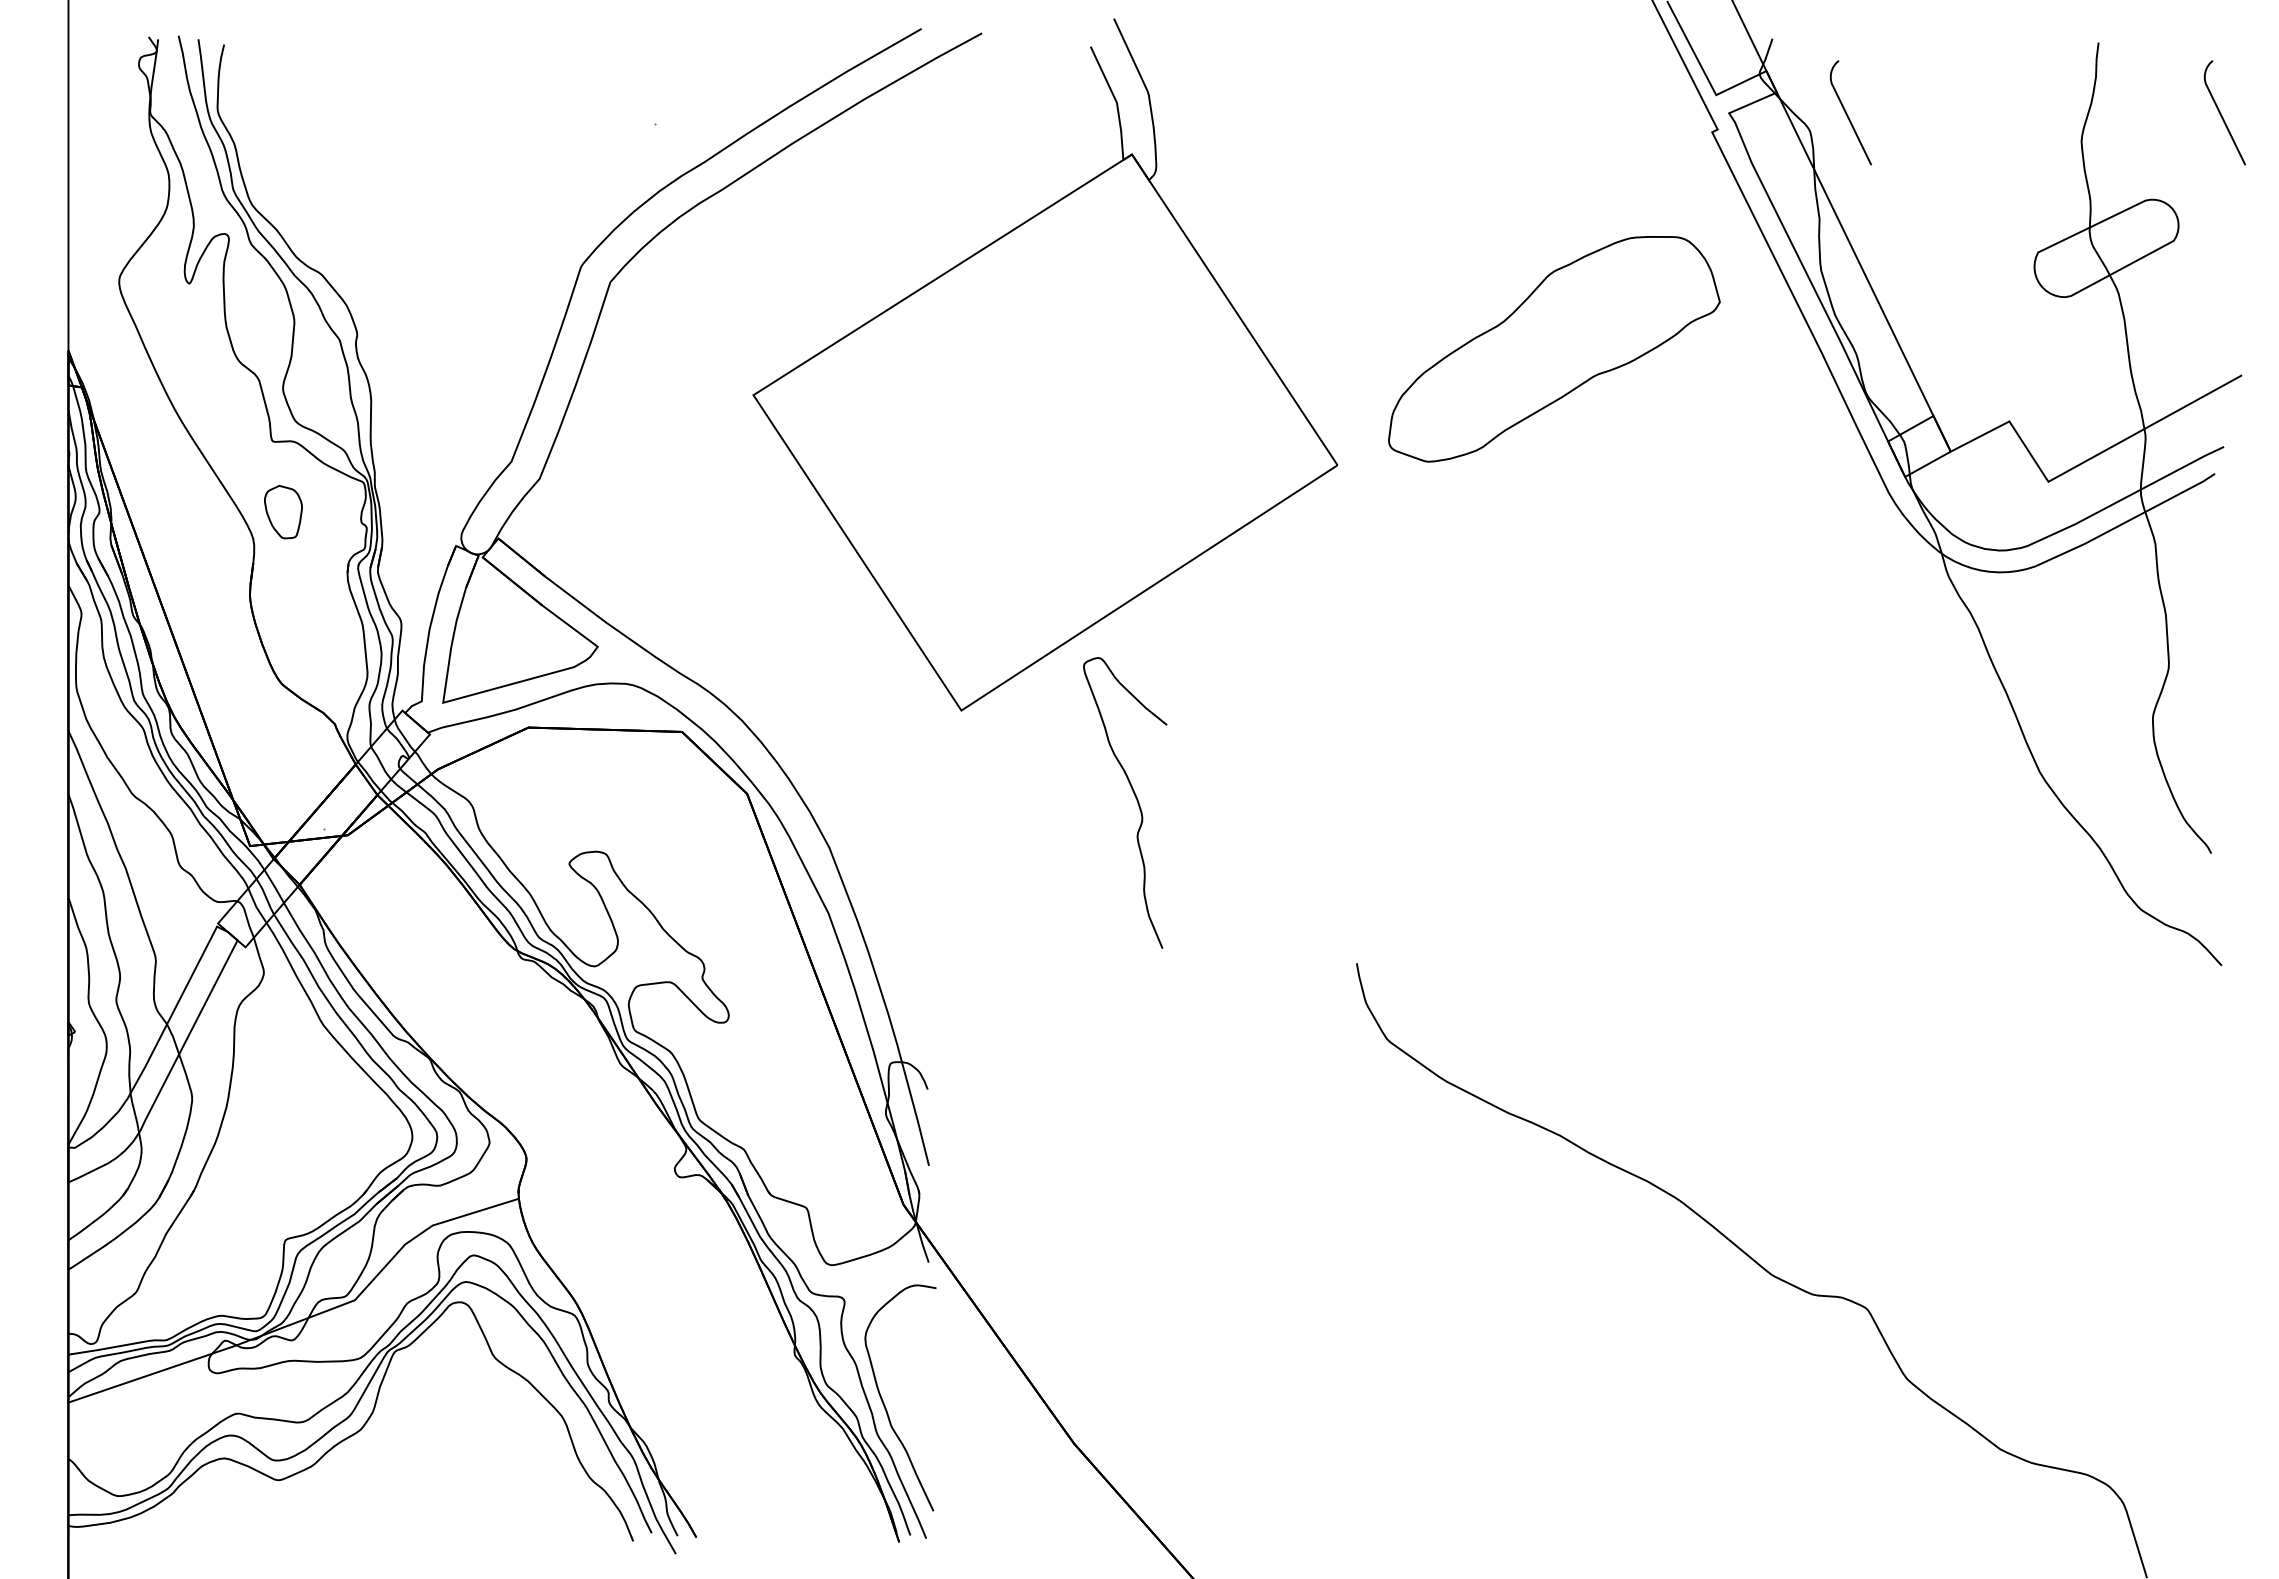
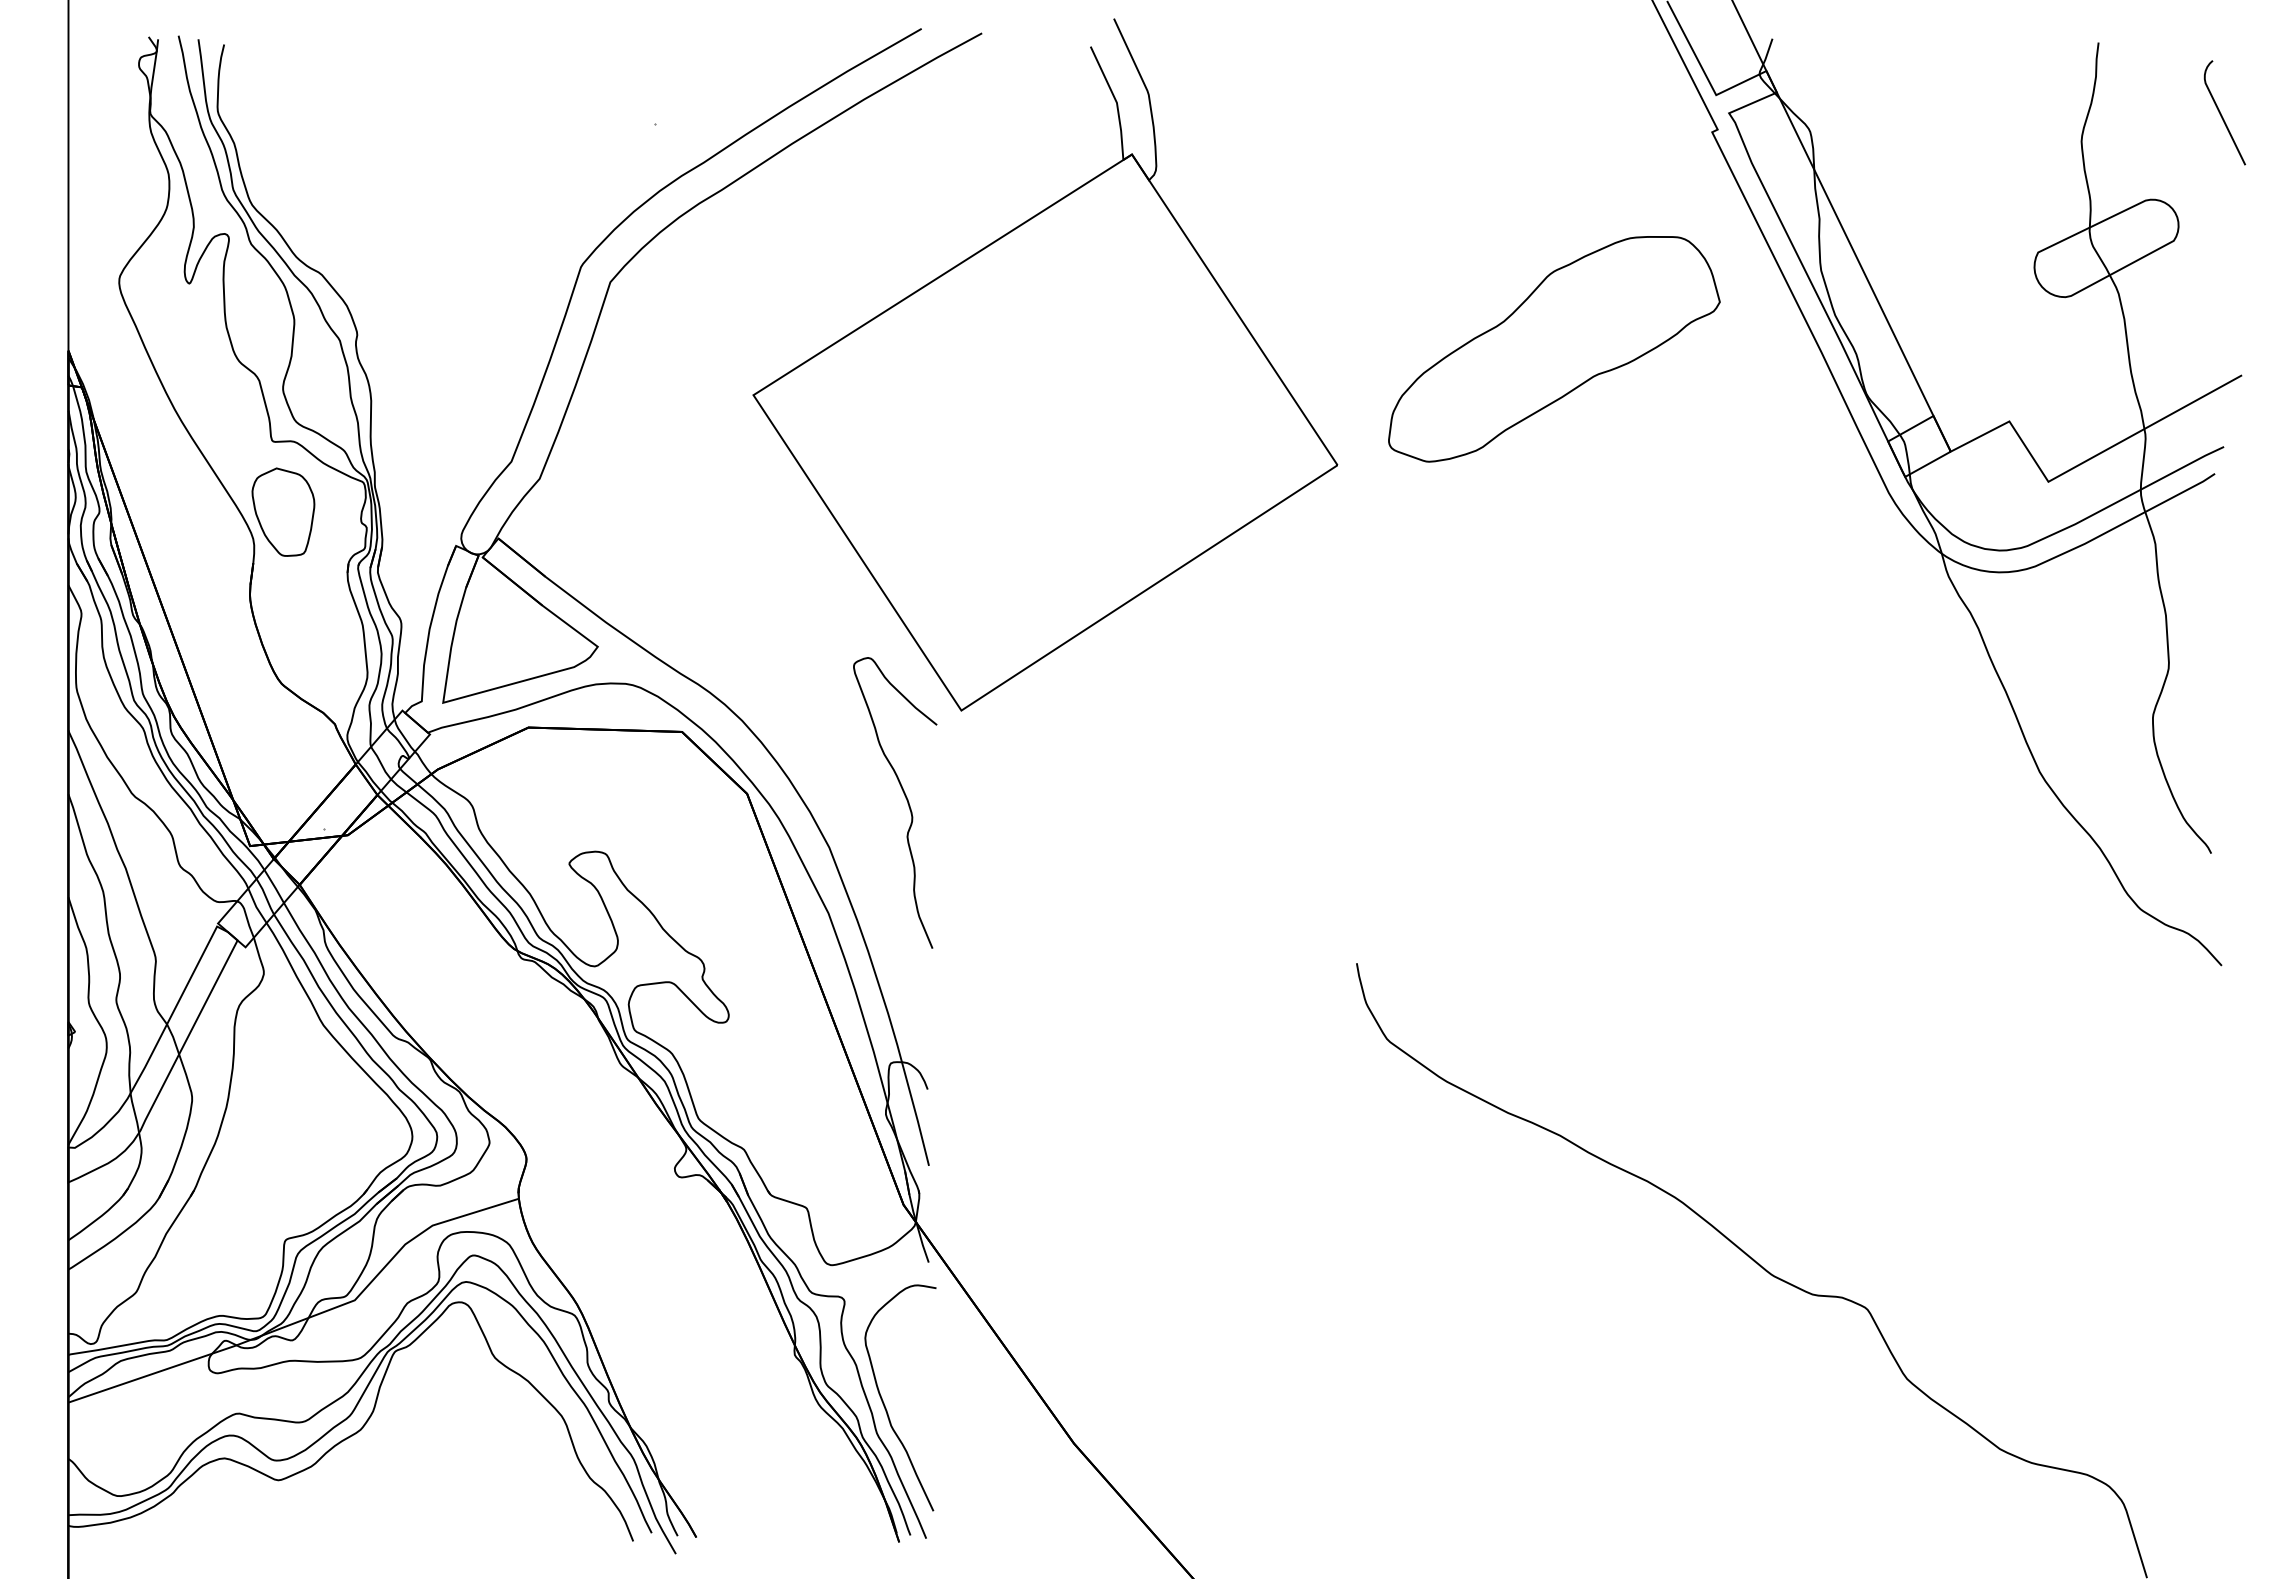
curve: present -> none (1847, 113)
part size: 39x55 px -> 65x90 px (283, 511)
curve position: (1135, 798) -> (905, 798) (905, 798)
